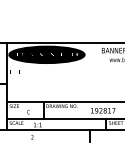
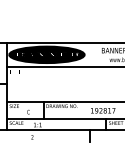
line: none -> present (64, 67)
